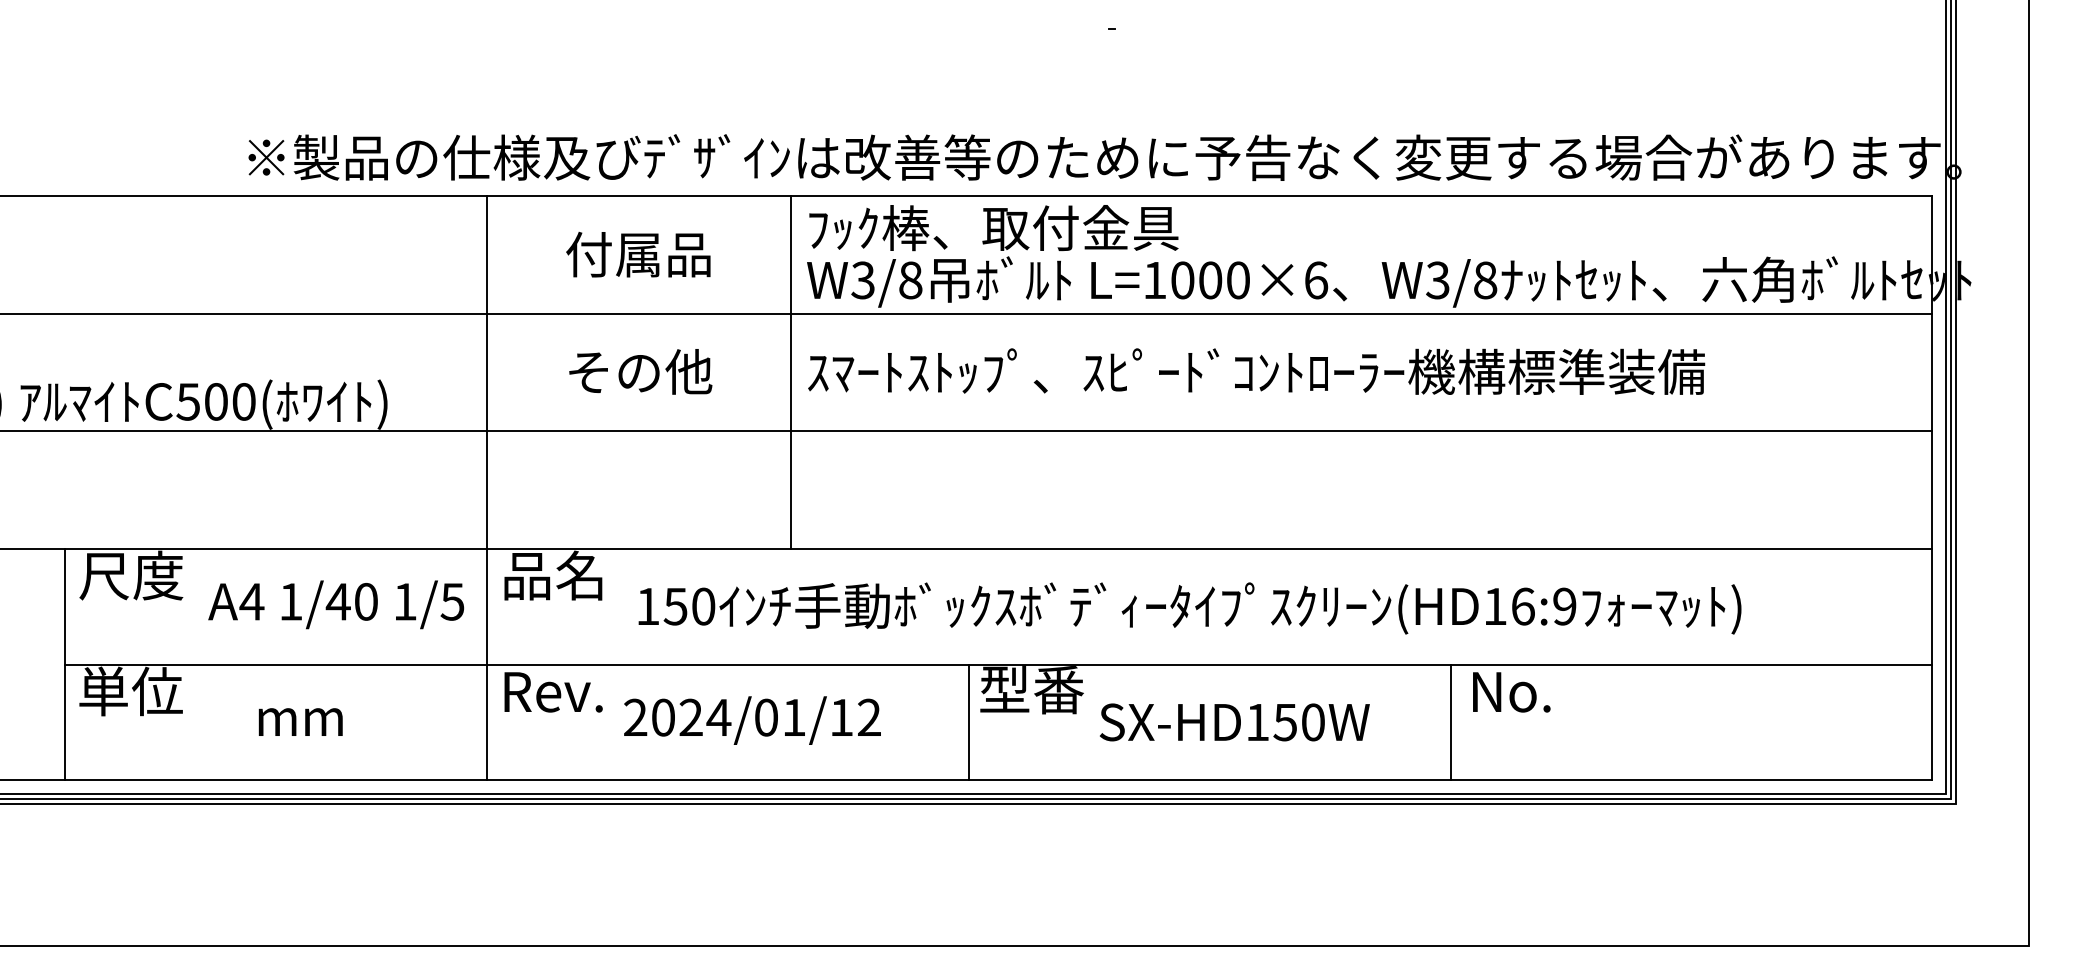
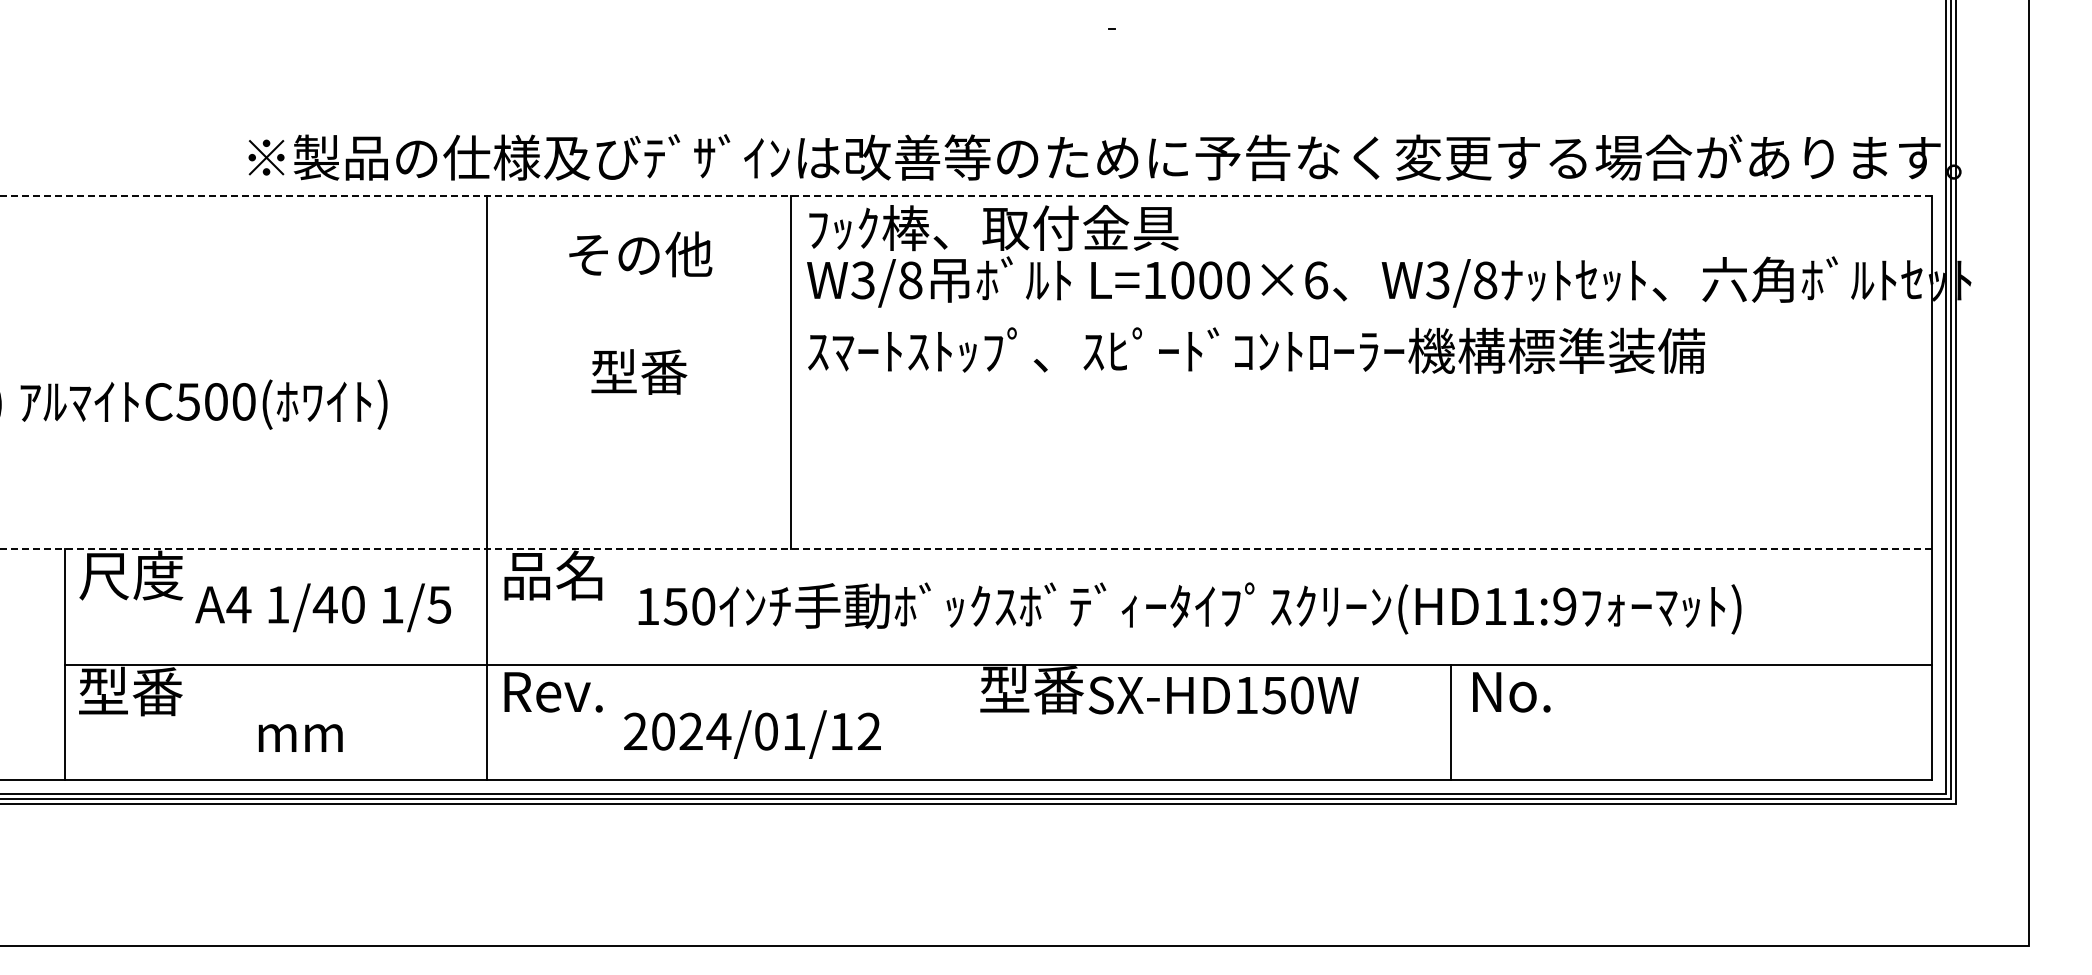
line: solid -> dashed (966, 196)
text: 付属品 -> その他 (639, 254)
line: present -> none (967, 313)
text: その他 -> 型番 (640, 371)
text position: (1256, 371) -> (1256, 350) (1256, 350)
line: present -> none (967, 431)
line: solid -> dashed (966, 548)
text position: (336, 604) -> (323, 607) (323, 607)
text: (HD16:9 -> (HD11:9 (1523, 606)
text: 単位 -> 型番 (130, 691)
text position: (752, 720) -> (752, 734) (752, 734)
text position: (300, 721) -> (300, 737) (300, 737)
line: present -> none (969, 722)
text position: (1234, 722) -> (1223, 695) (1223, 695)
